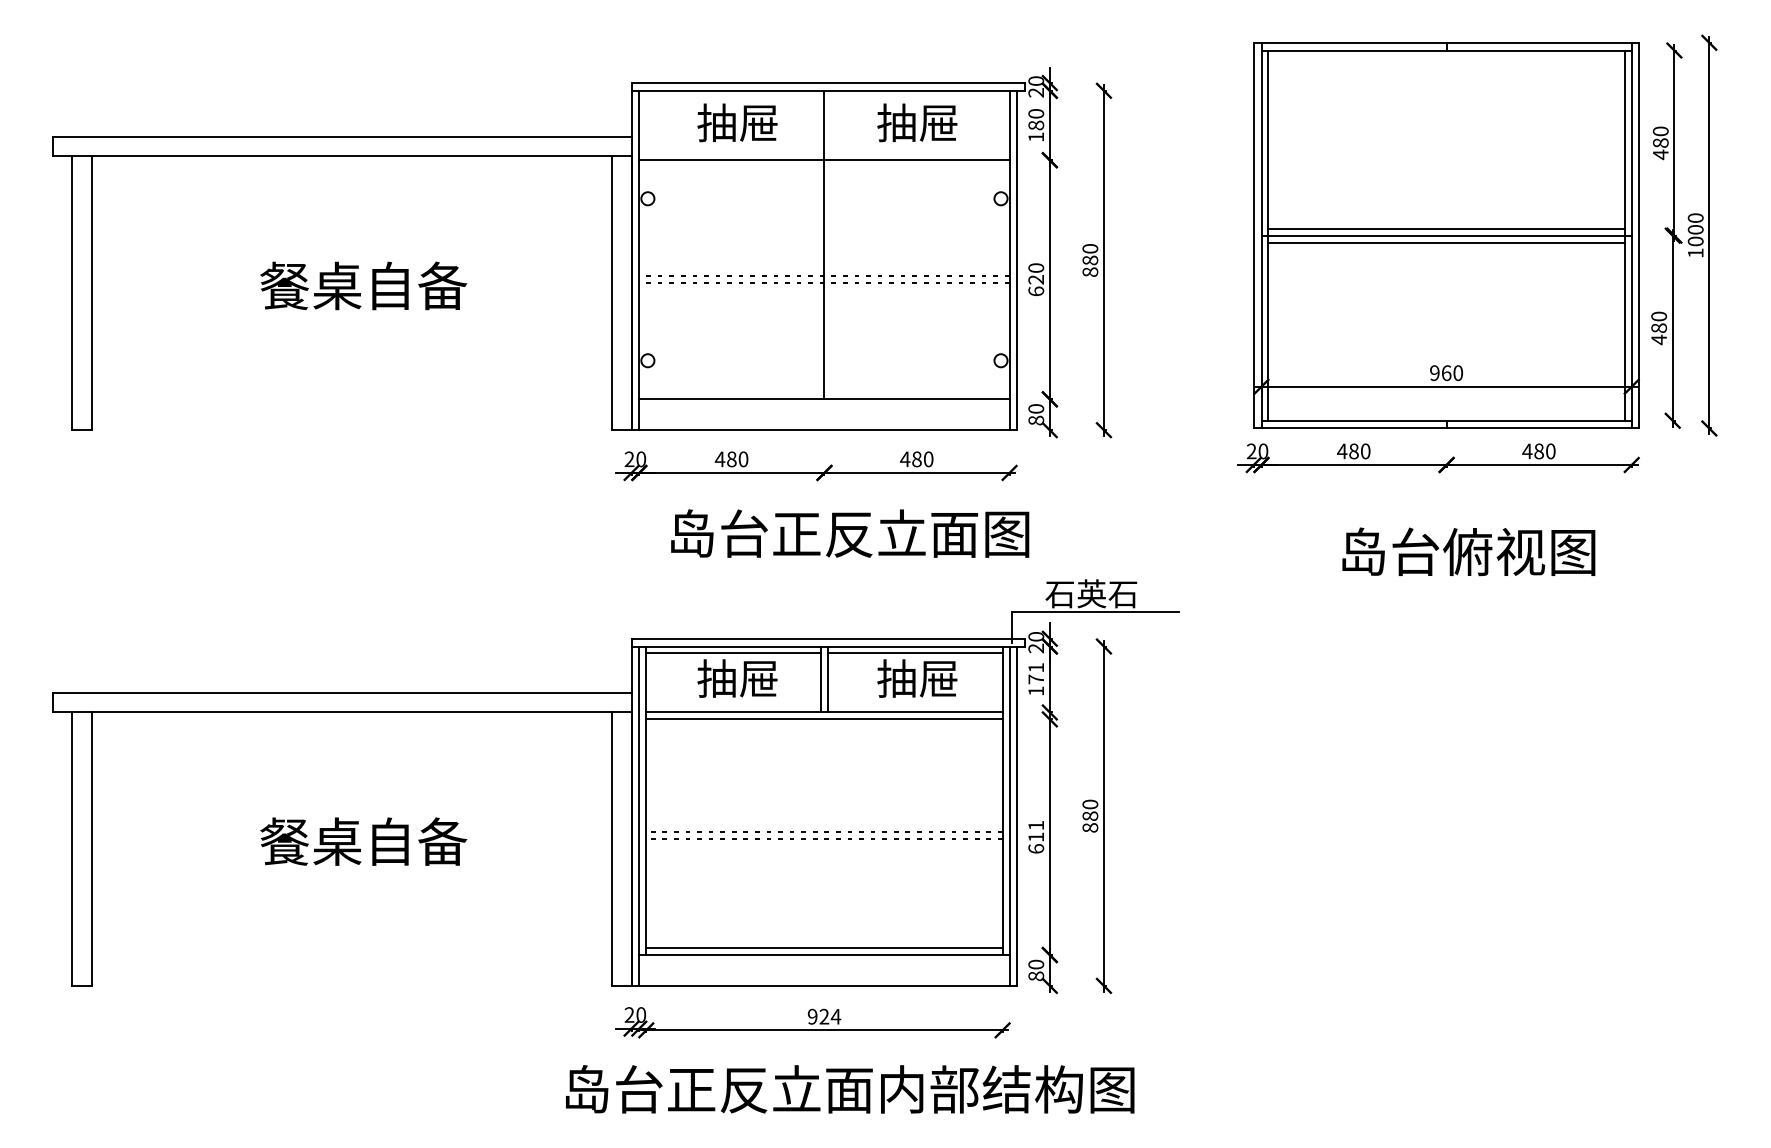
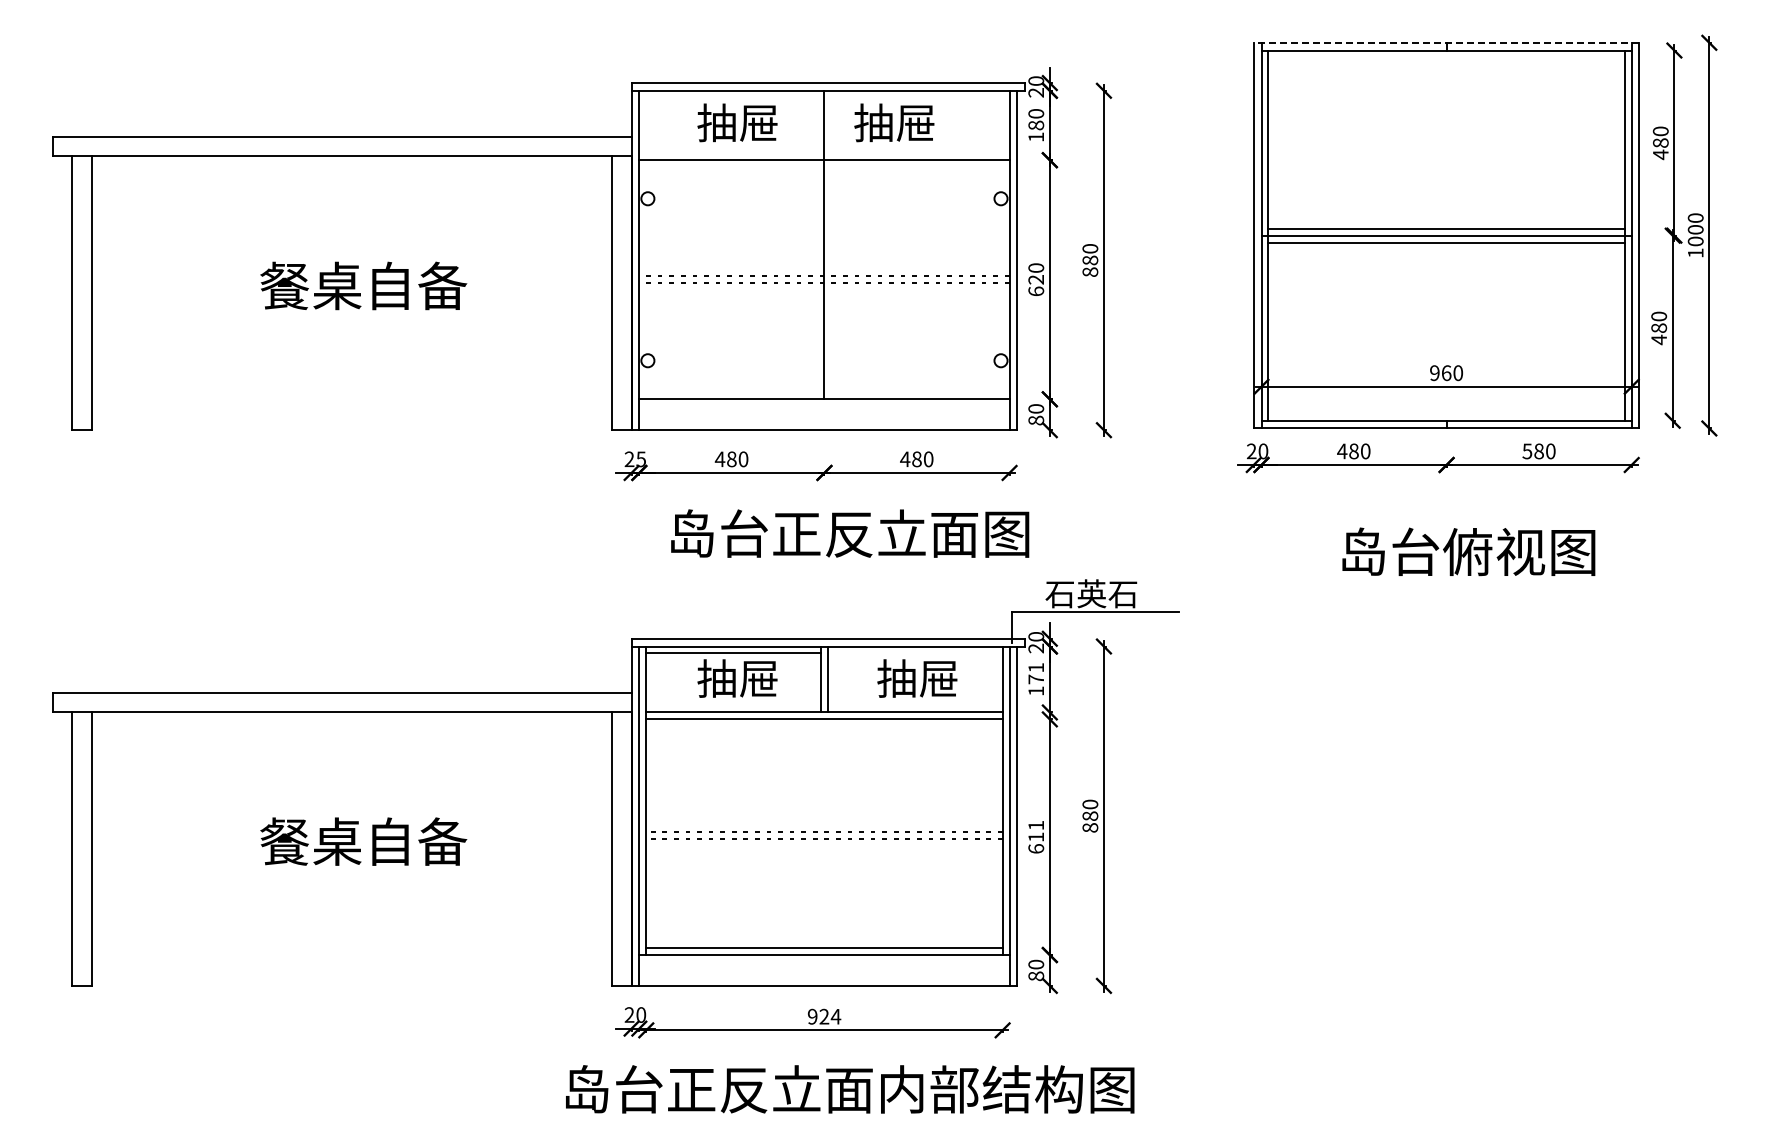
line: solid -> dashed (1446, 42)
text position: (917, 122) -> (894, 122) (894, 122)
text: 480 -> 580 (1527, 451)
text: 20 -> 25 (641, 459)
line: present -> none (914, 653)
